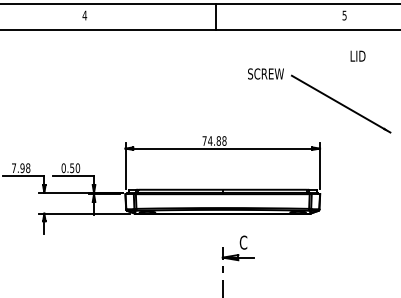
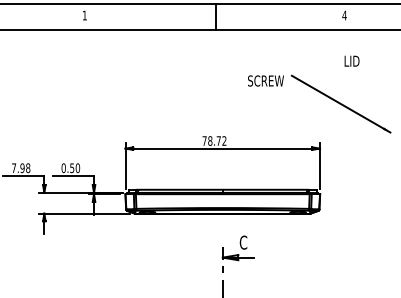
text: 4 -> 1 (84, 15)
text: 5 -> 4 (344, 15)
text position: (357, 55) -> (351, 60) (351, 60)
text position: (265, 73) -> (265, 80) (265, 80)
text: 74.88 -> 78.72 (217, 140)
